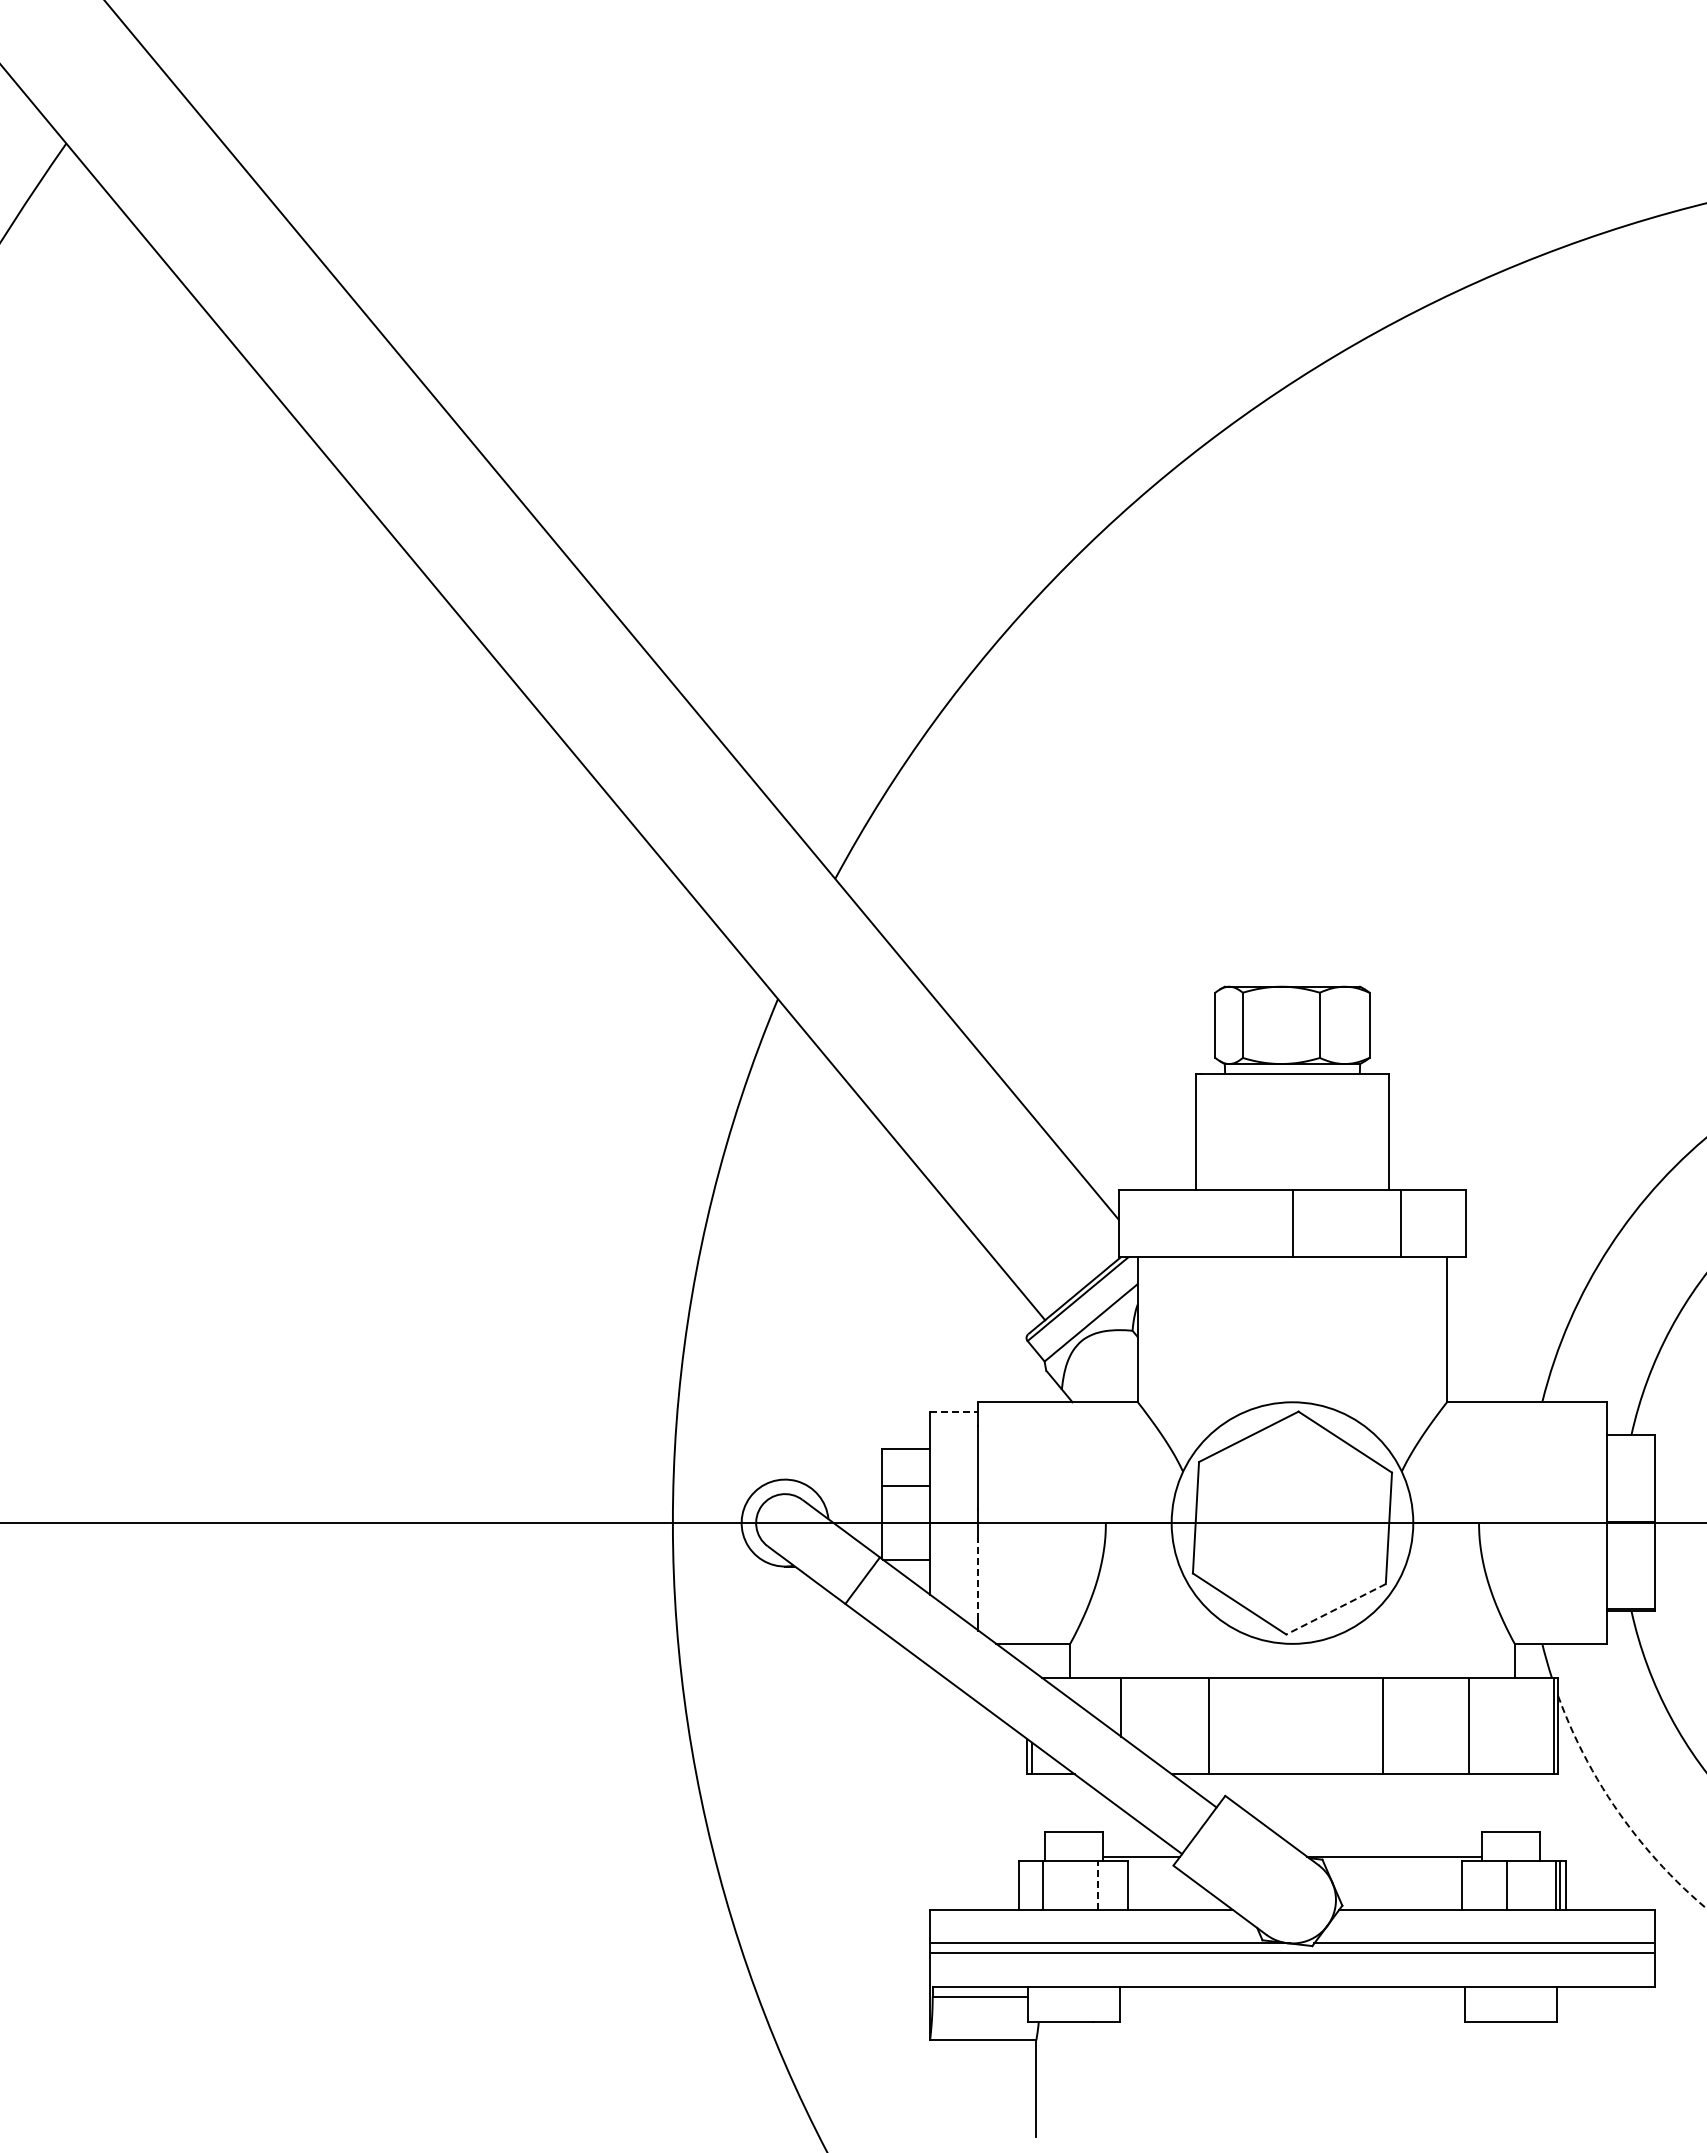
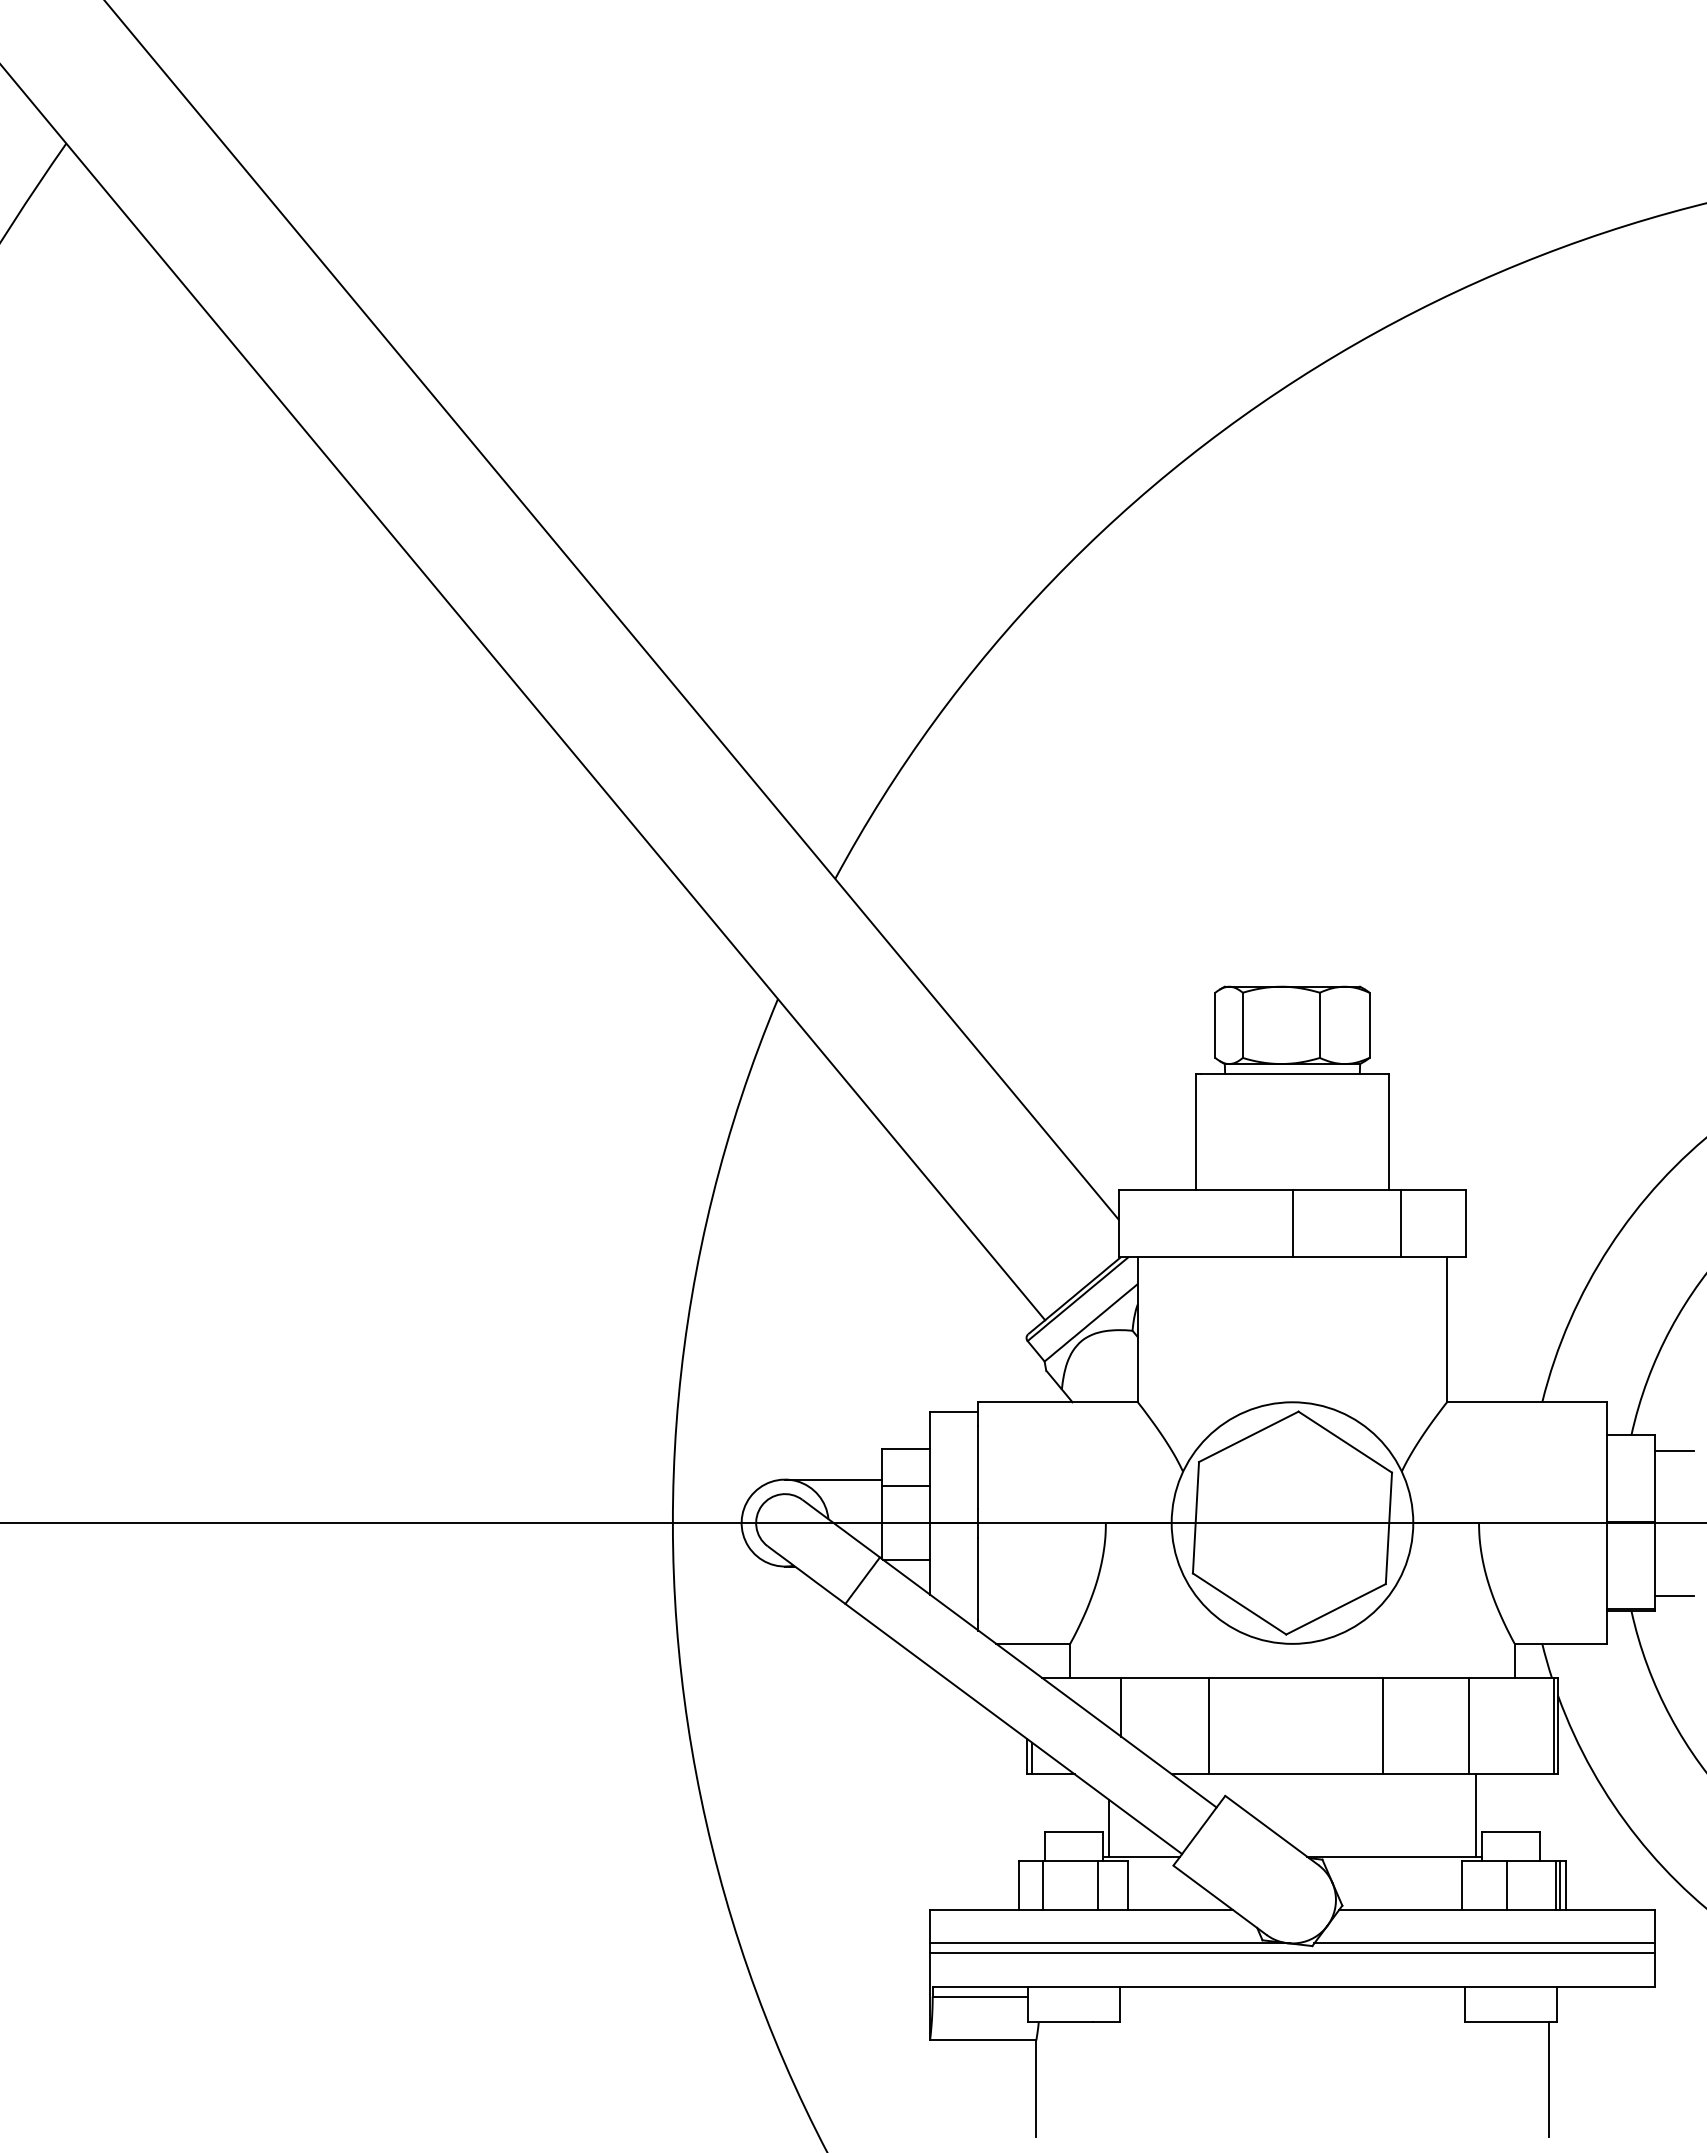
line: dashed -> solid (954, 1411)
line: none -> present (1674, 1450)
line: none -> present (833, 1479)
line: dashed -> solid (978, 1578)
line: none -> present (1674, 1595)
line: dashed -> solid (1336, 1609)
arc: dashed -> solid (1617, 1810)
line: none -> present (1476, 1815)
line: none -> present (1108, 1827)
line: dashed -> solid (1097, 1885)
line: none -> present (1548, 2079)
